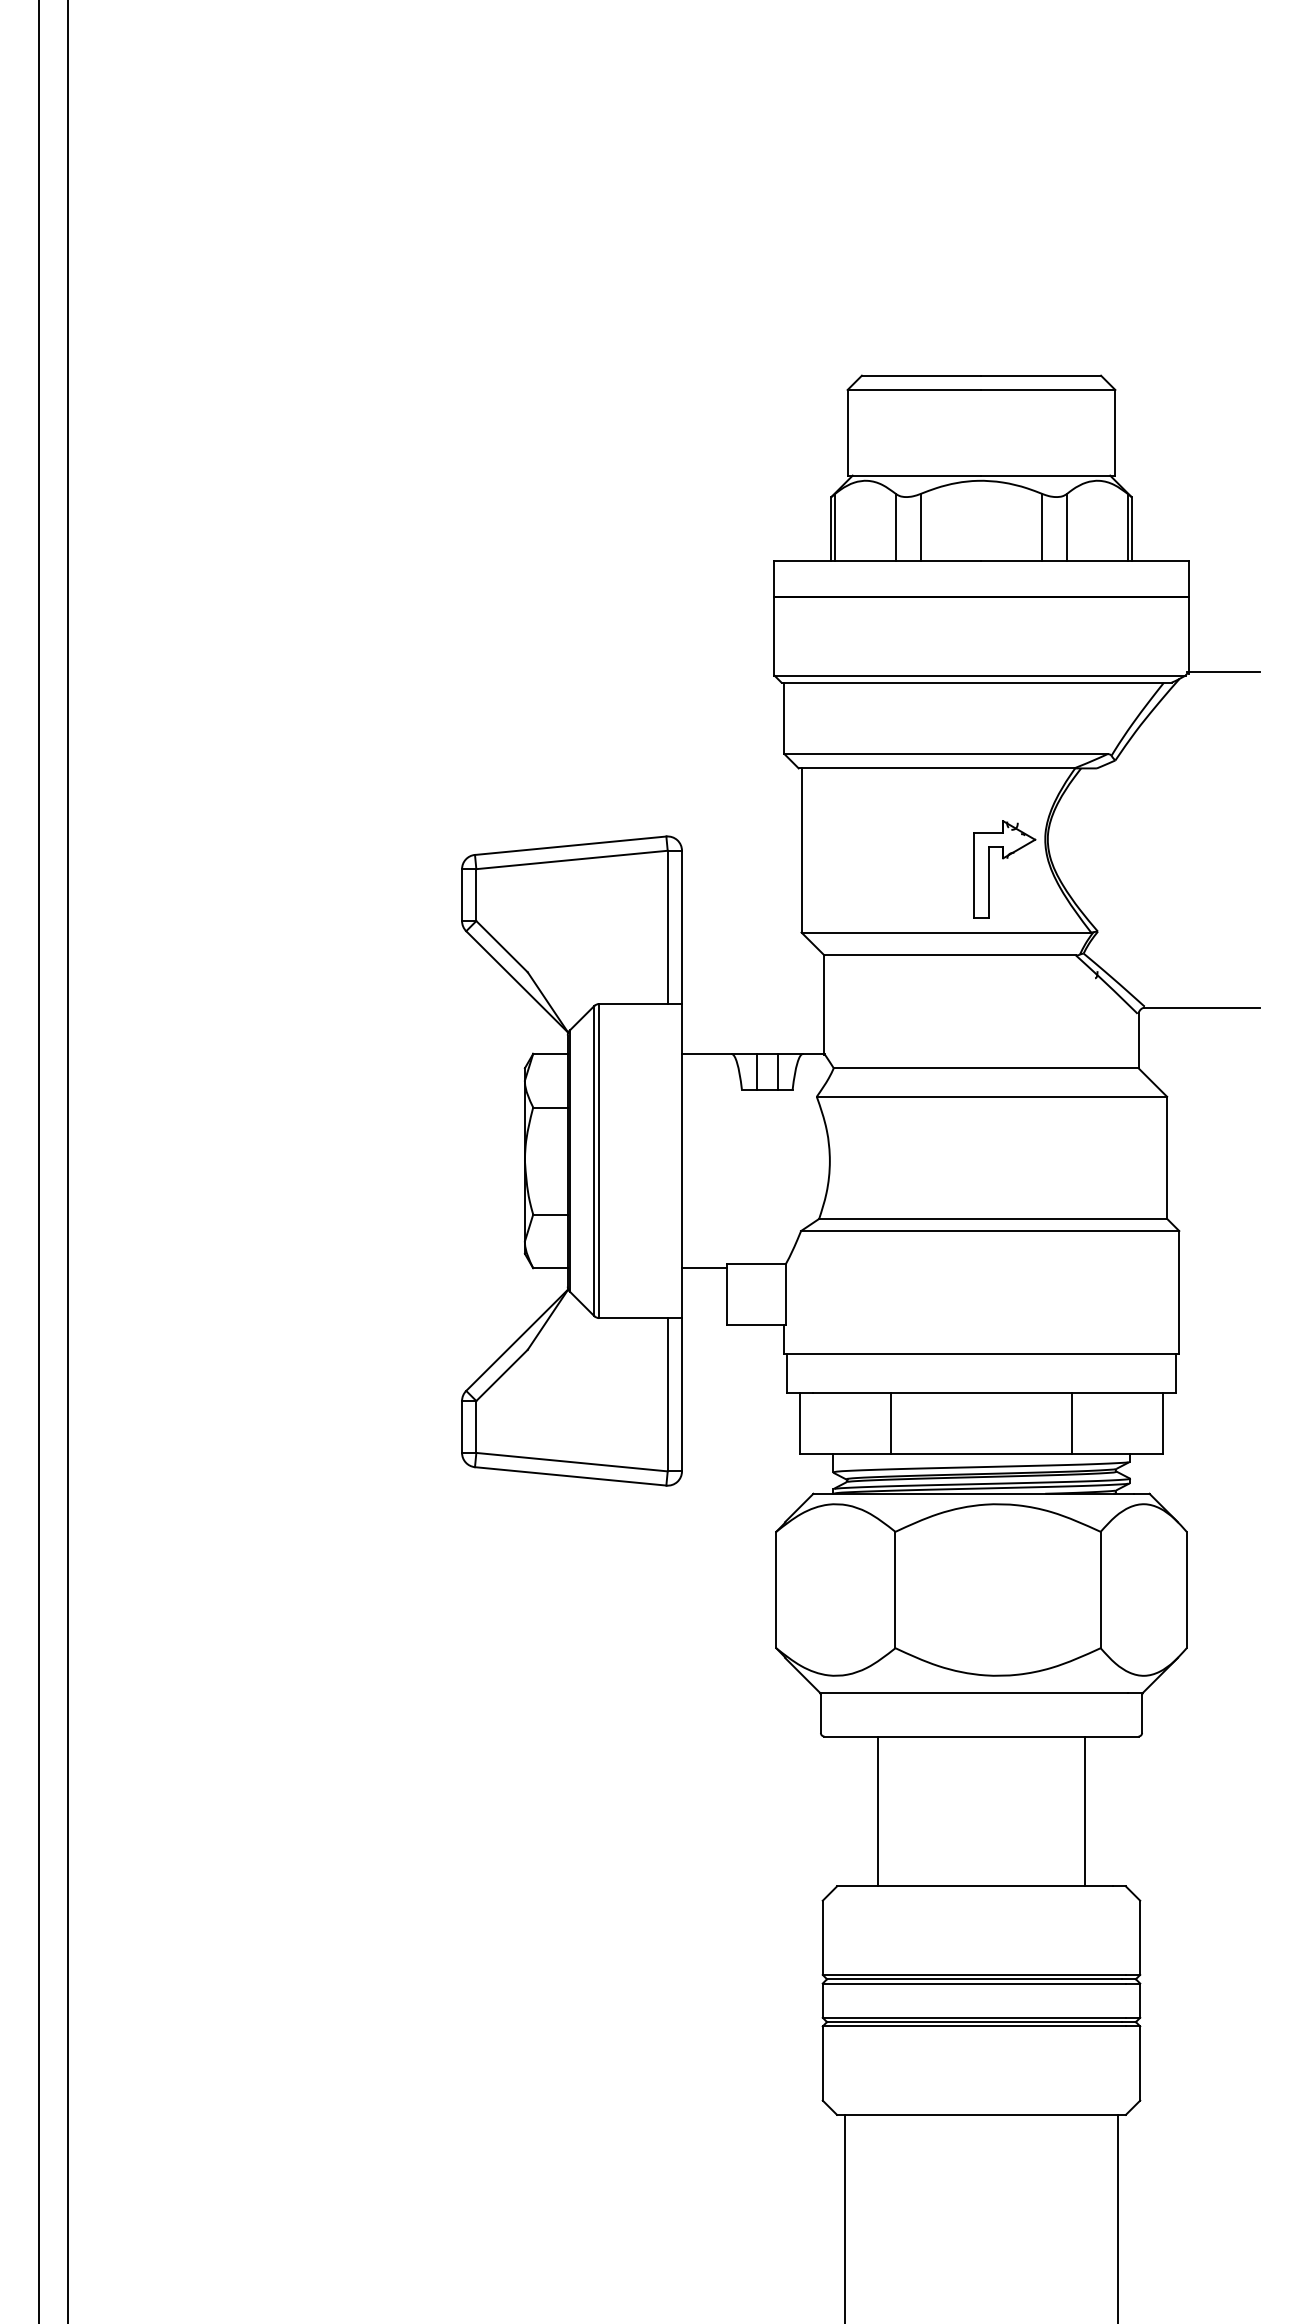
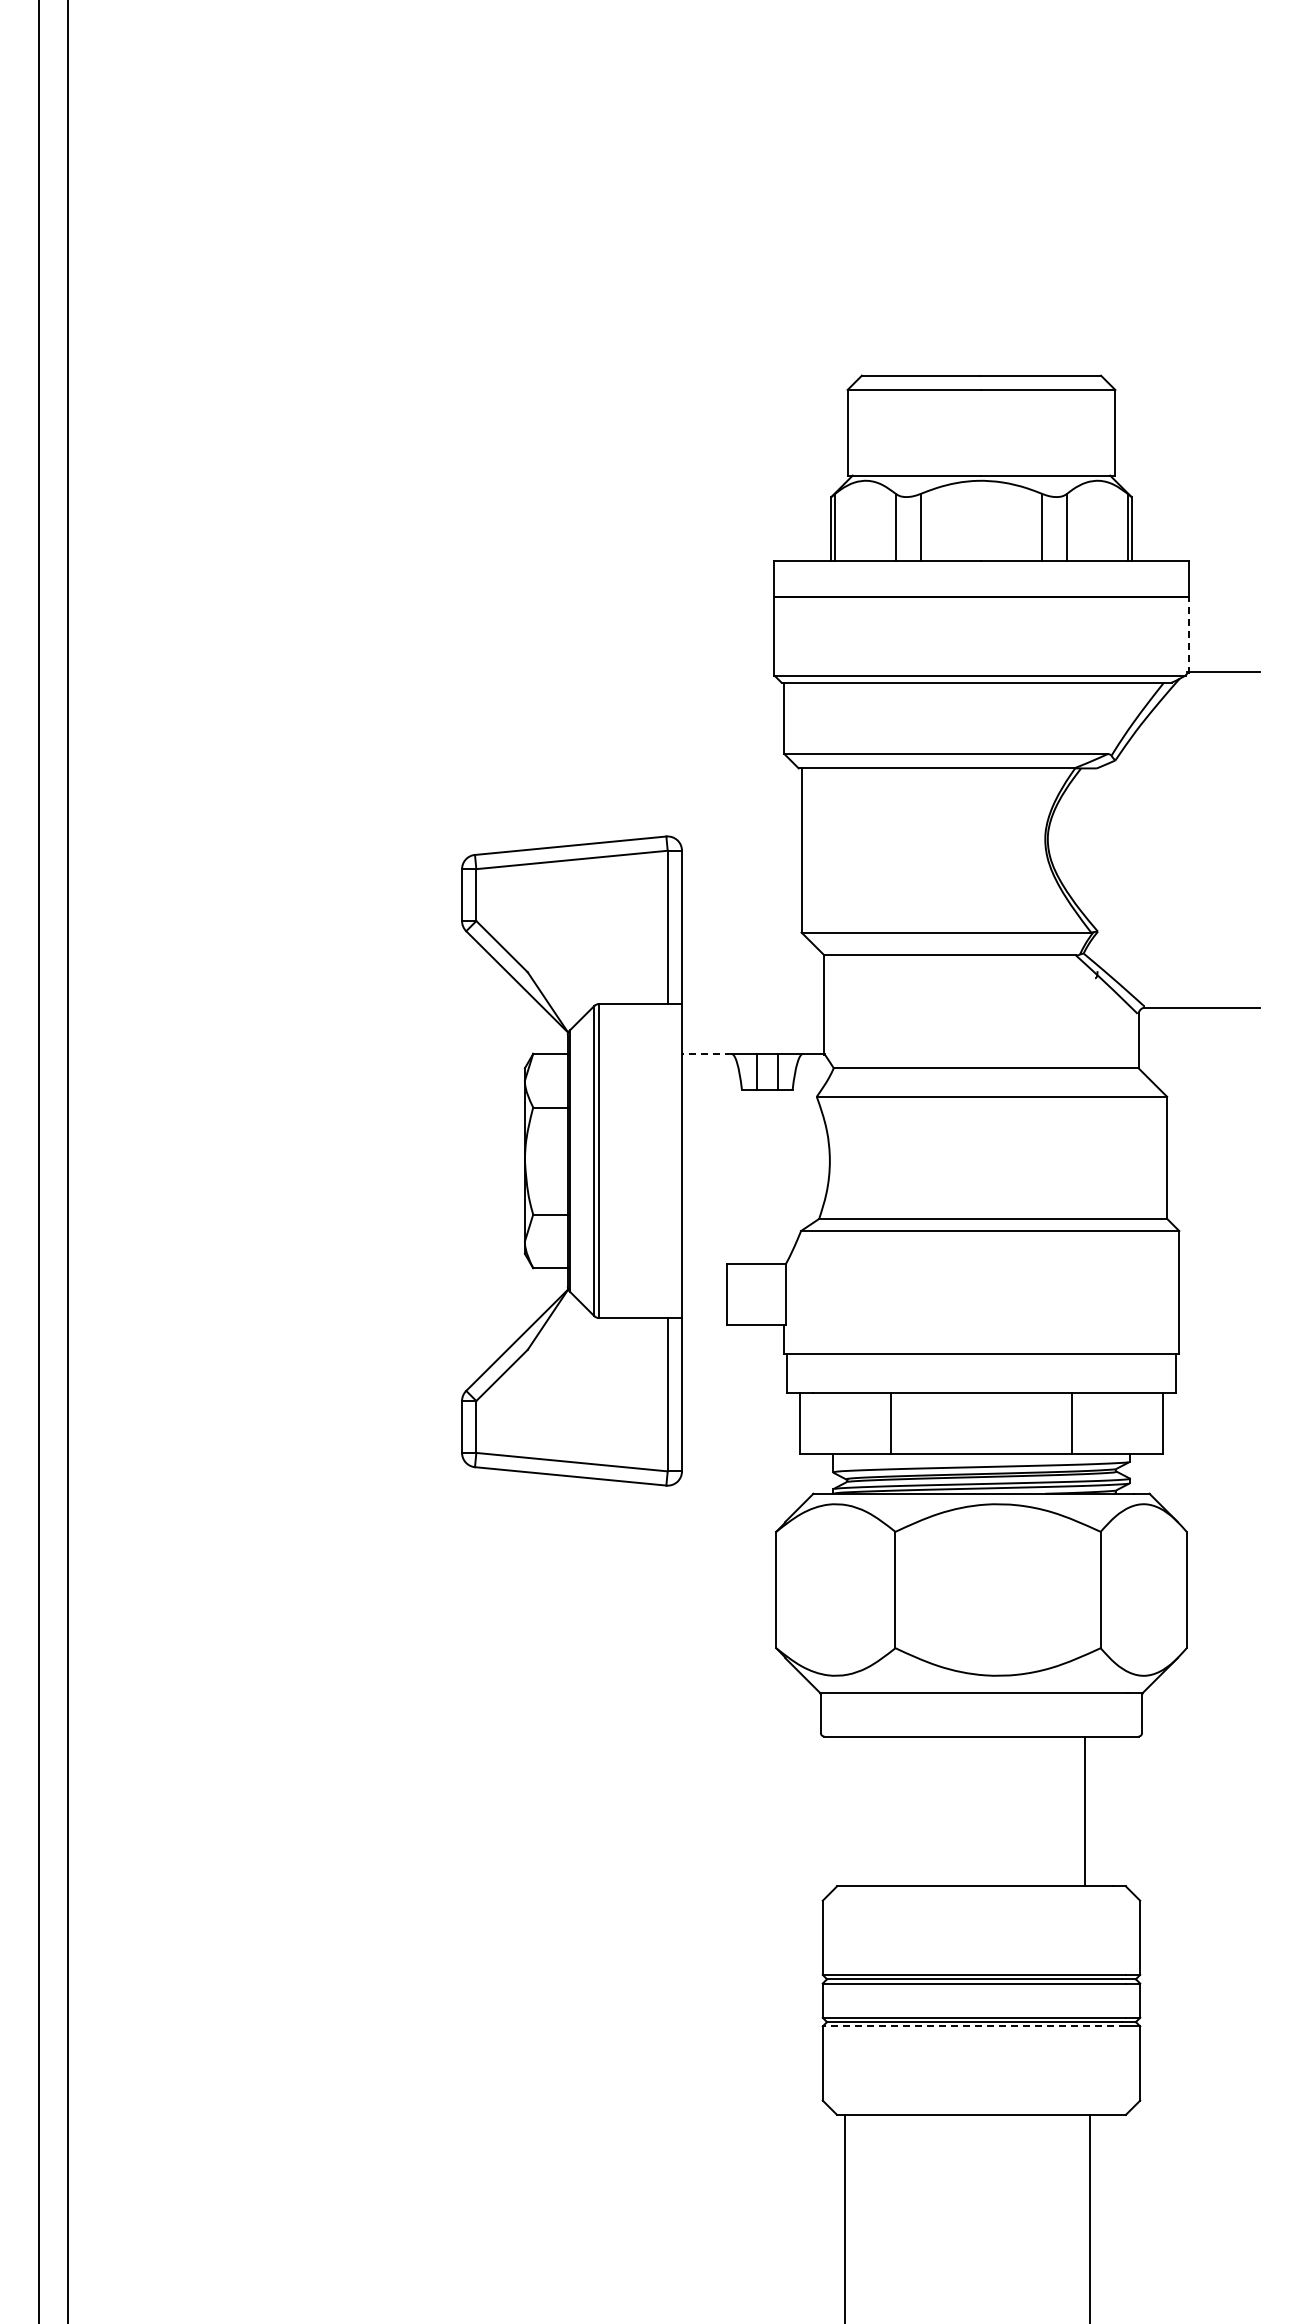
line: solid -> dashed (1188, 634)
part: present -> none (1003, 859)
line: solid -> dashed (706, 1053)
line: present -> none (704, 1268)
line: present -> none (877, 1811)
line: solid -> dashed (973, 2026)
line position: (1117, 2217) -> (1089, 2217) (1089, 2217)
